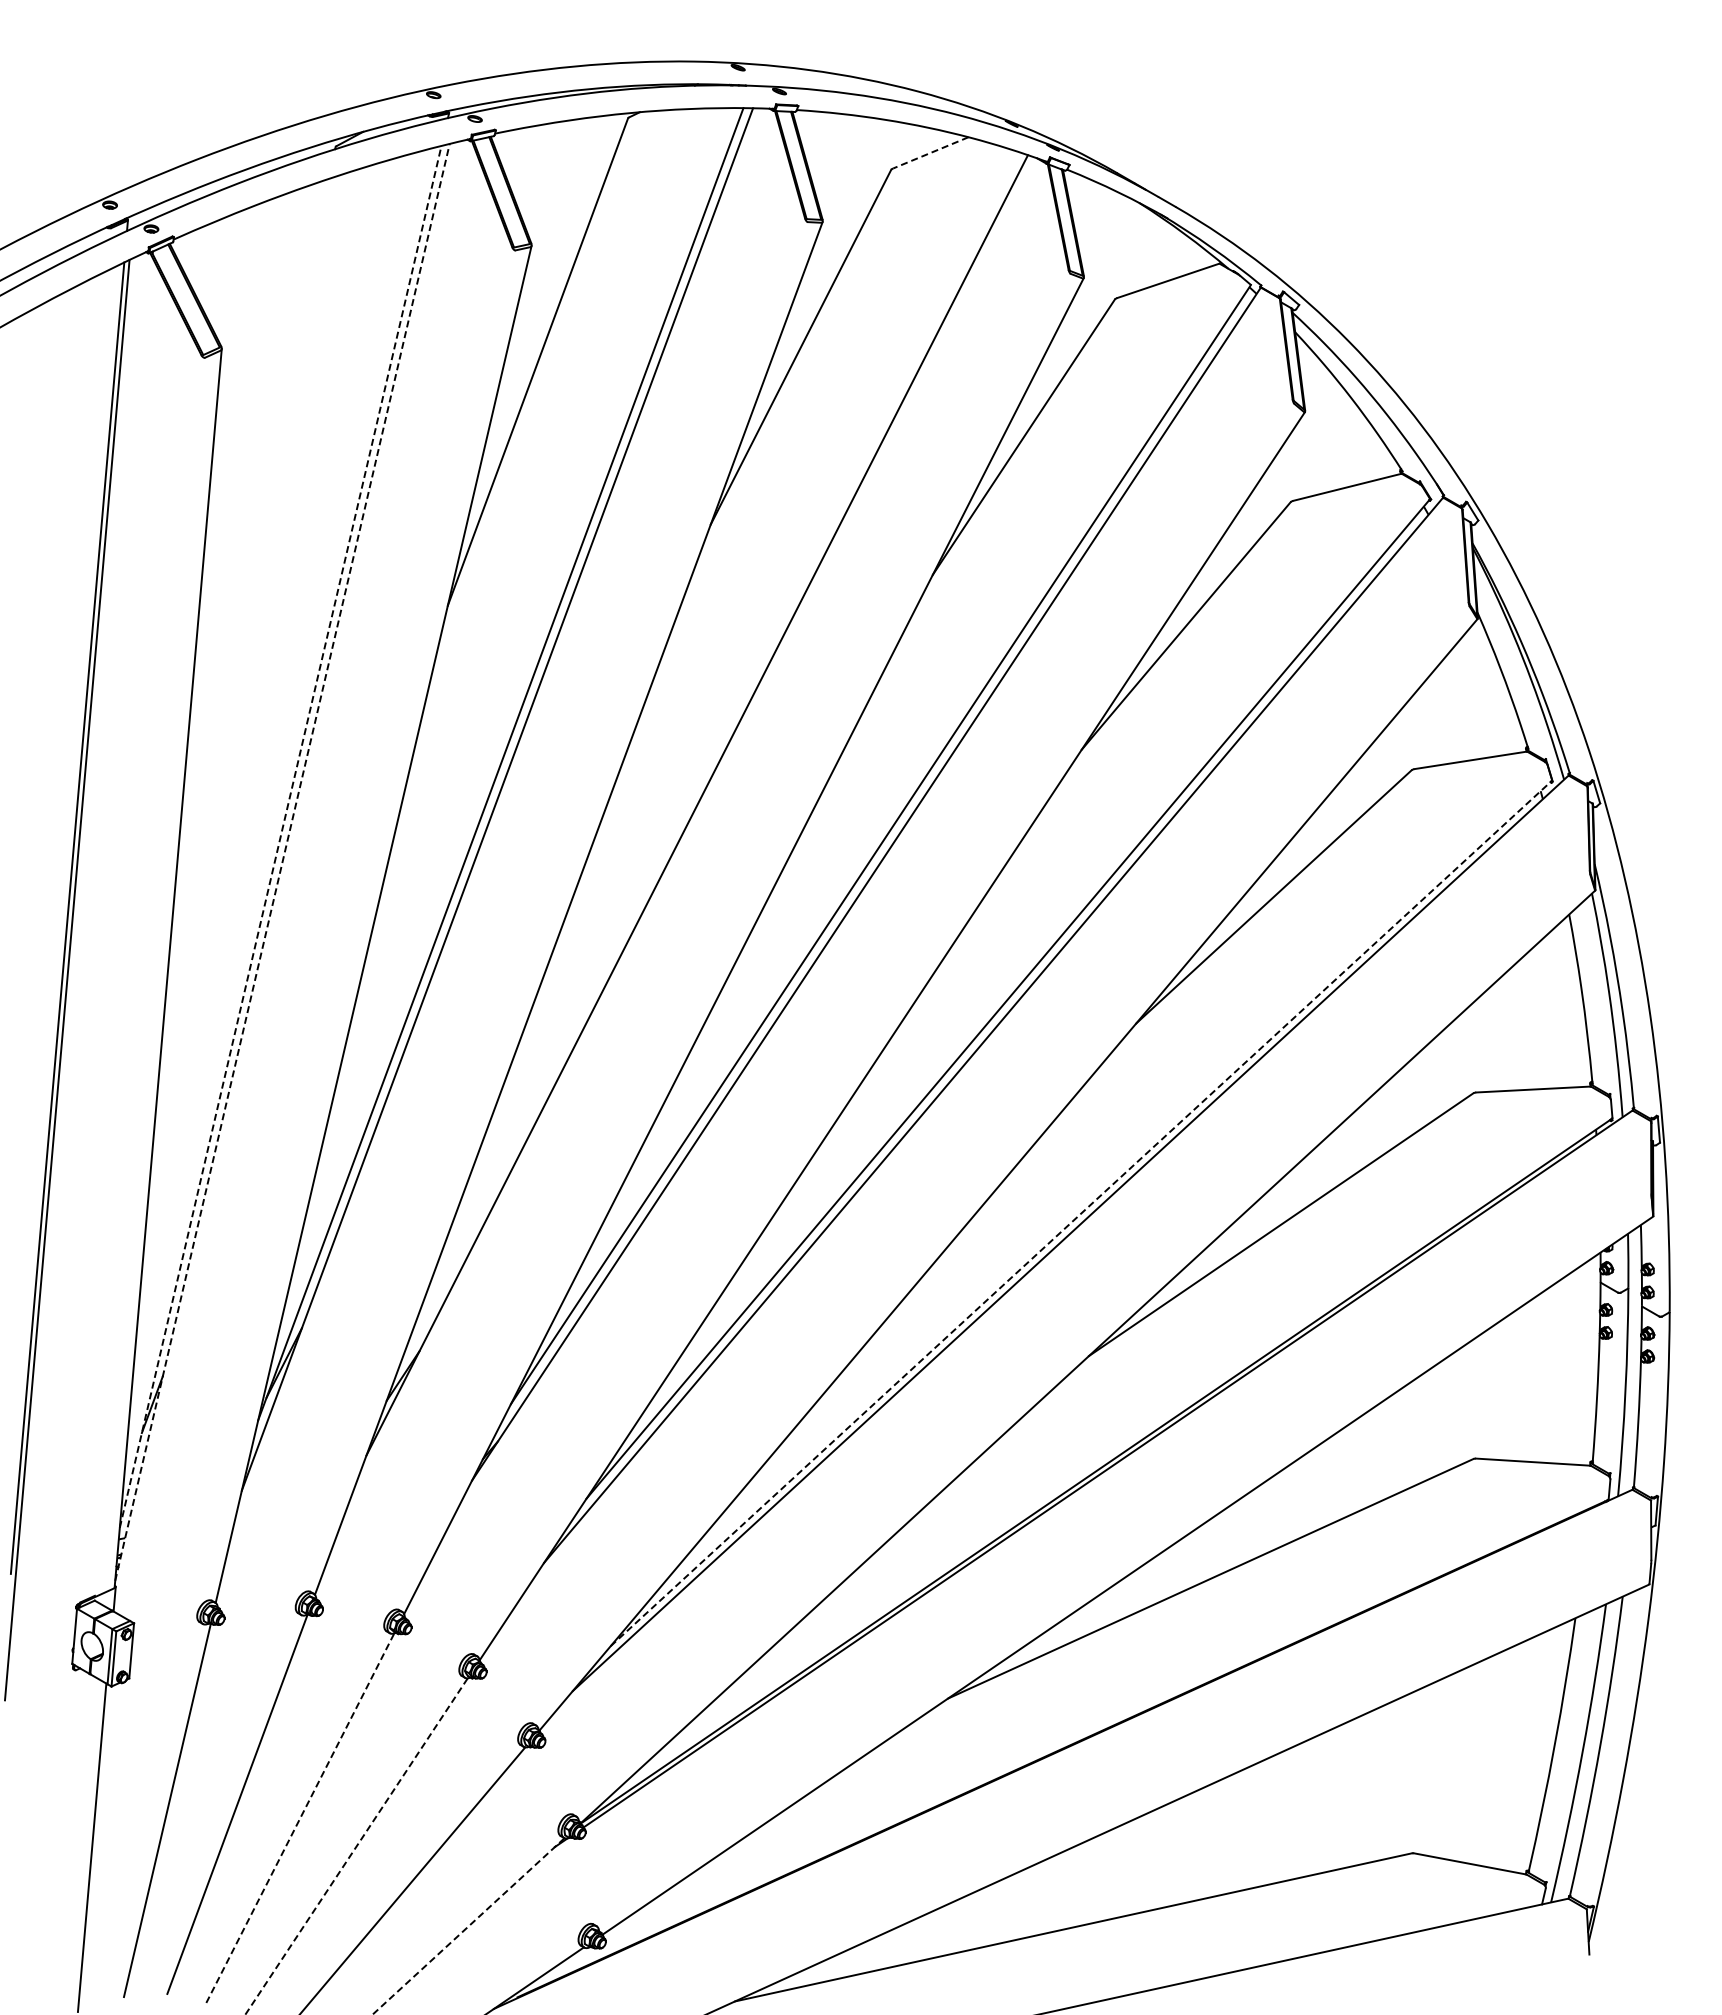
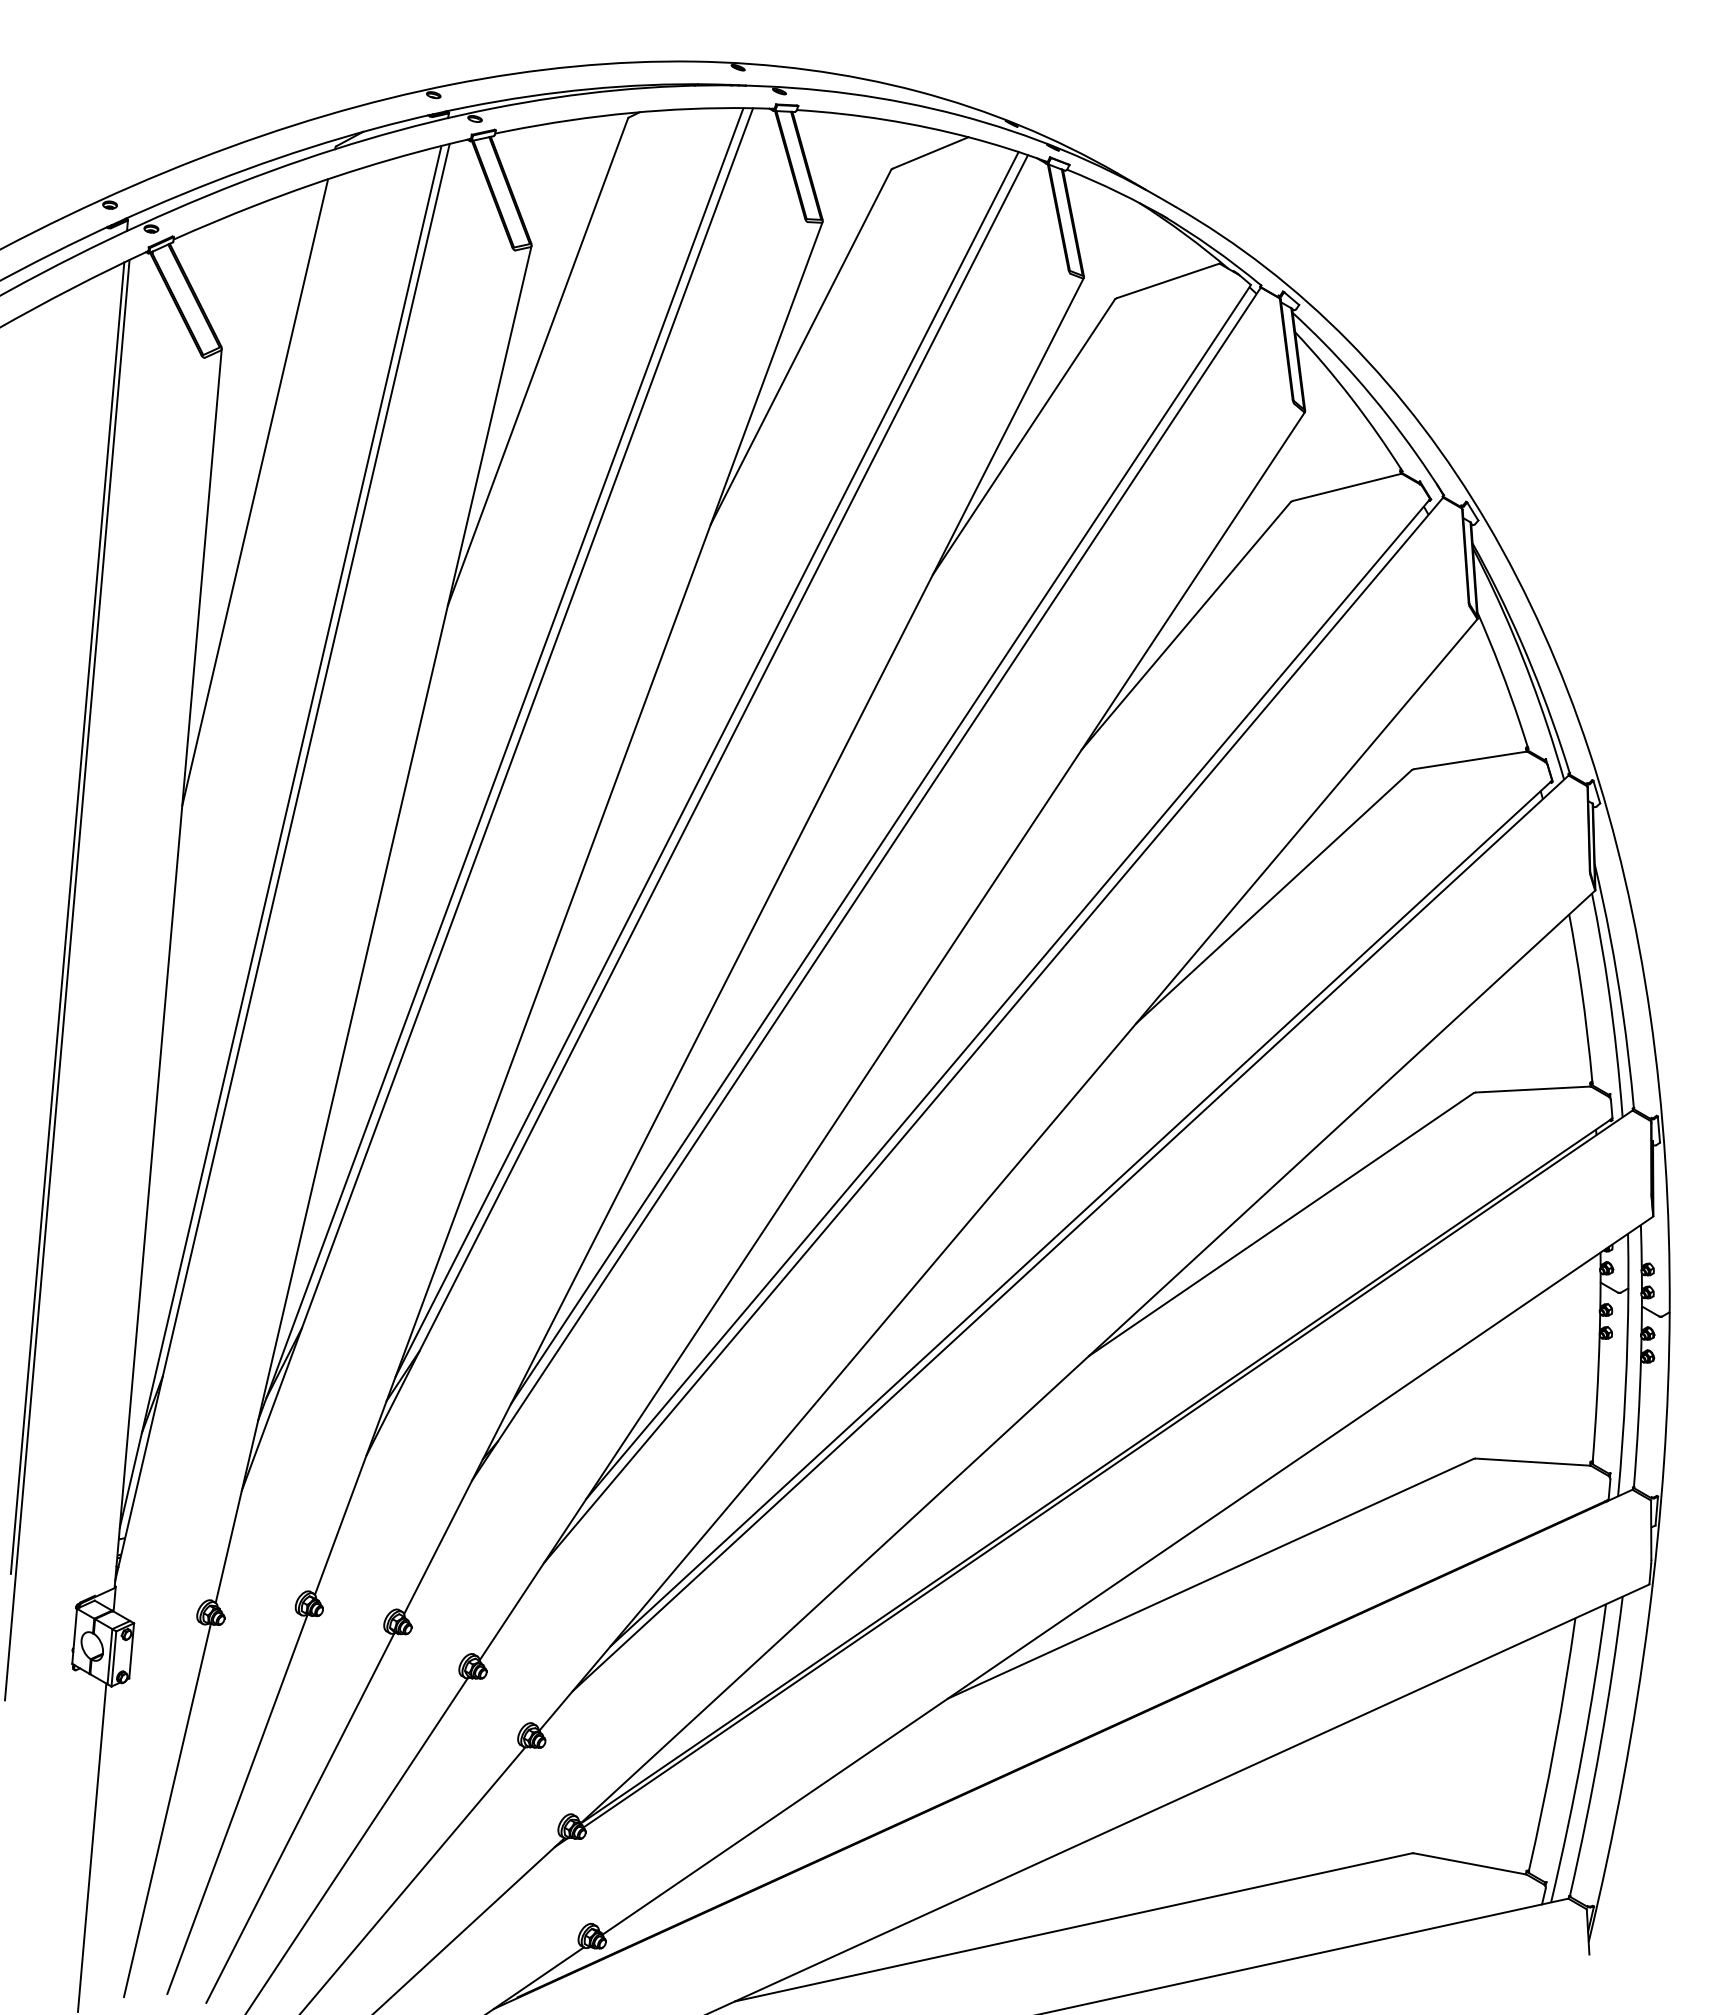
line: dashed -> solid (930, 152)
line: none -> present (255, 492)
line: none -> present (706, 764)
line: dashed -> solid (280, 836)
line: dashed -> solid (282, 862)
line: dashed -> solid (1081, 1213)
line: dashed -> solid (300, 1817)
line: dashed -> solid (356, 1846)
line: dashed -> solid (469, 1926)
